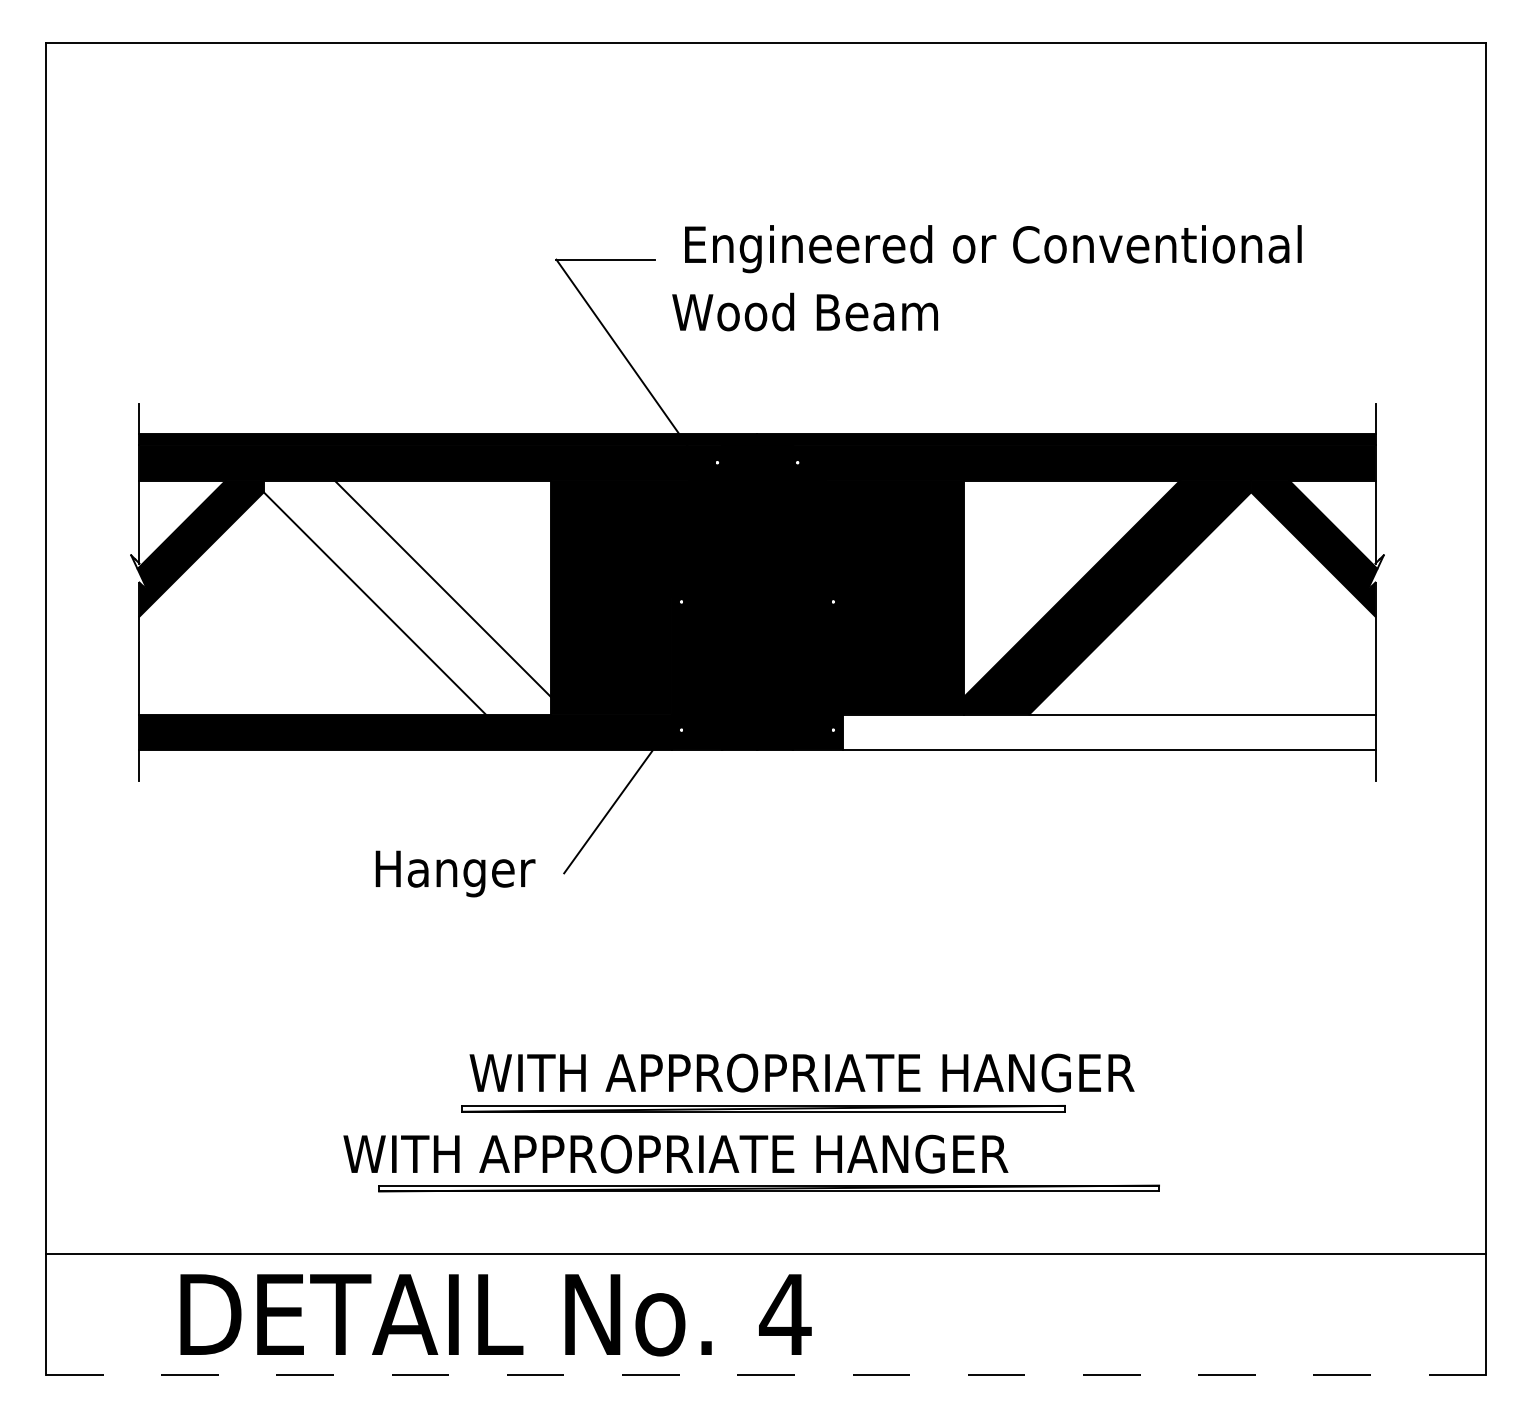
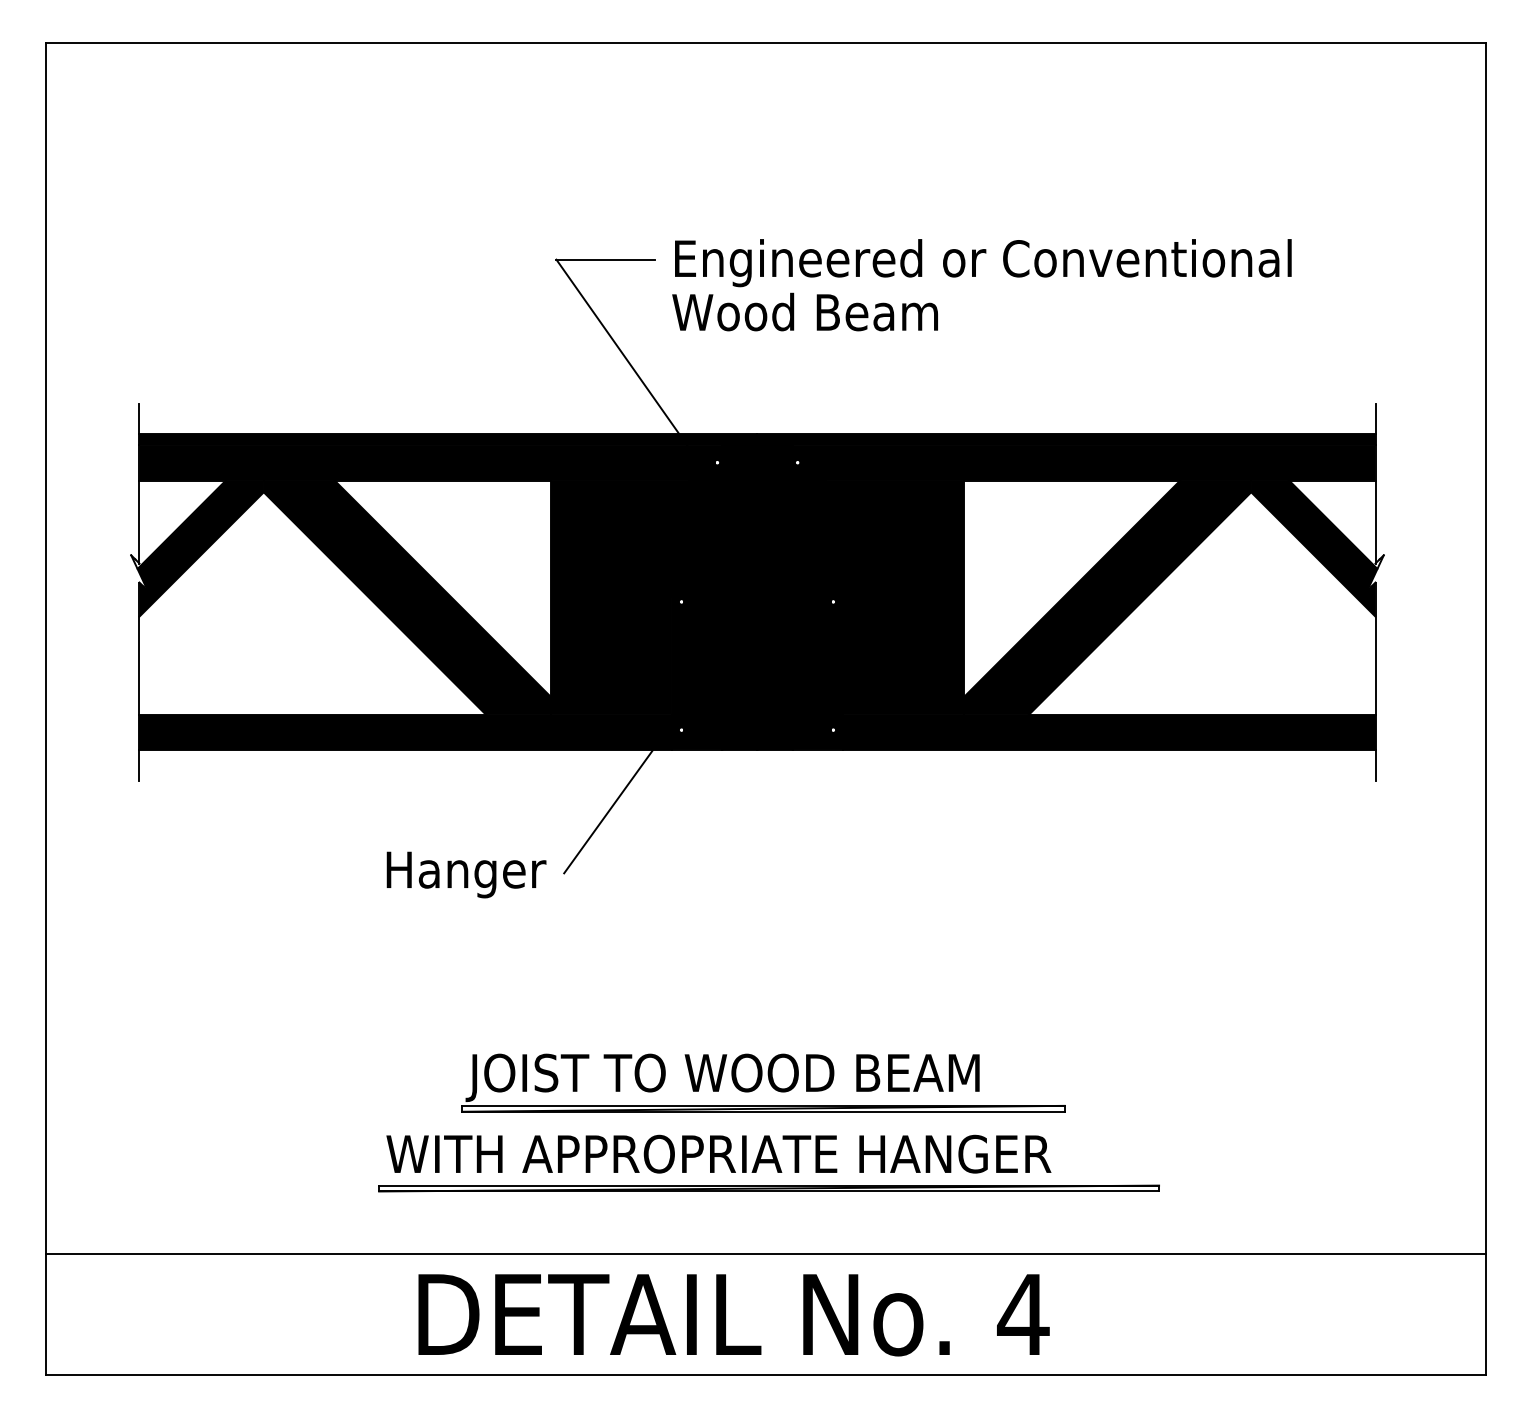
text position: (993, 249) -> (983, 263) (983, 263)
fill: none -> present (406, 597)
fill: none -> present (1109, 731)
text position: (455, 873) -> (466, 874) (466, 874)
text: WITH APPROPRIATE HANGER -> JOIST TO WOOD BEAM (799, 1077)
text position: (675, 1153) -> (718, 1153) (718, 1153)
text position: (495, 1315) -> (733, 1315) (733, 1315)
line: dashed -> solid (765, 1375)
